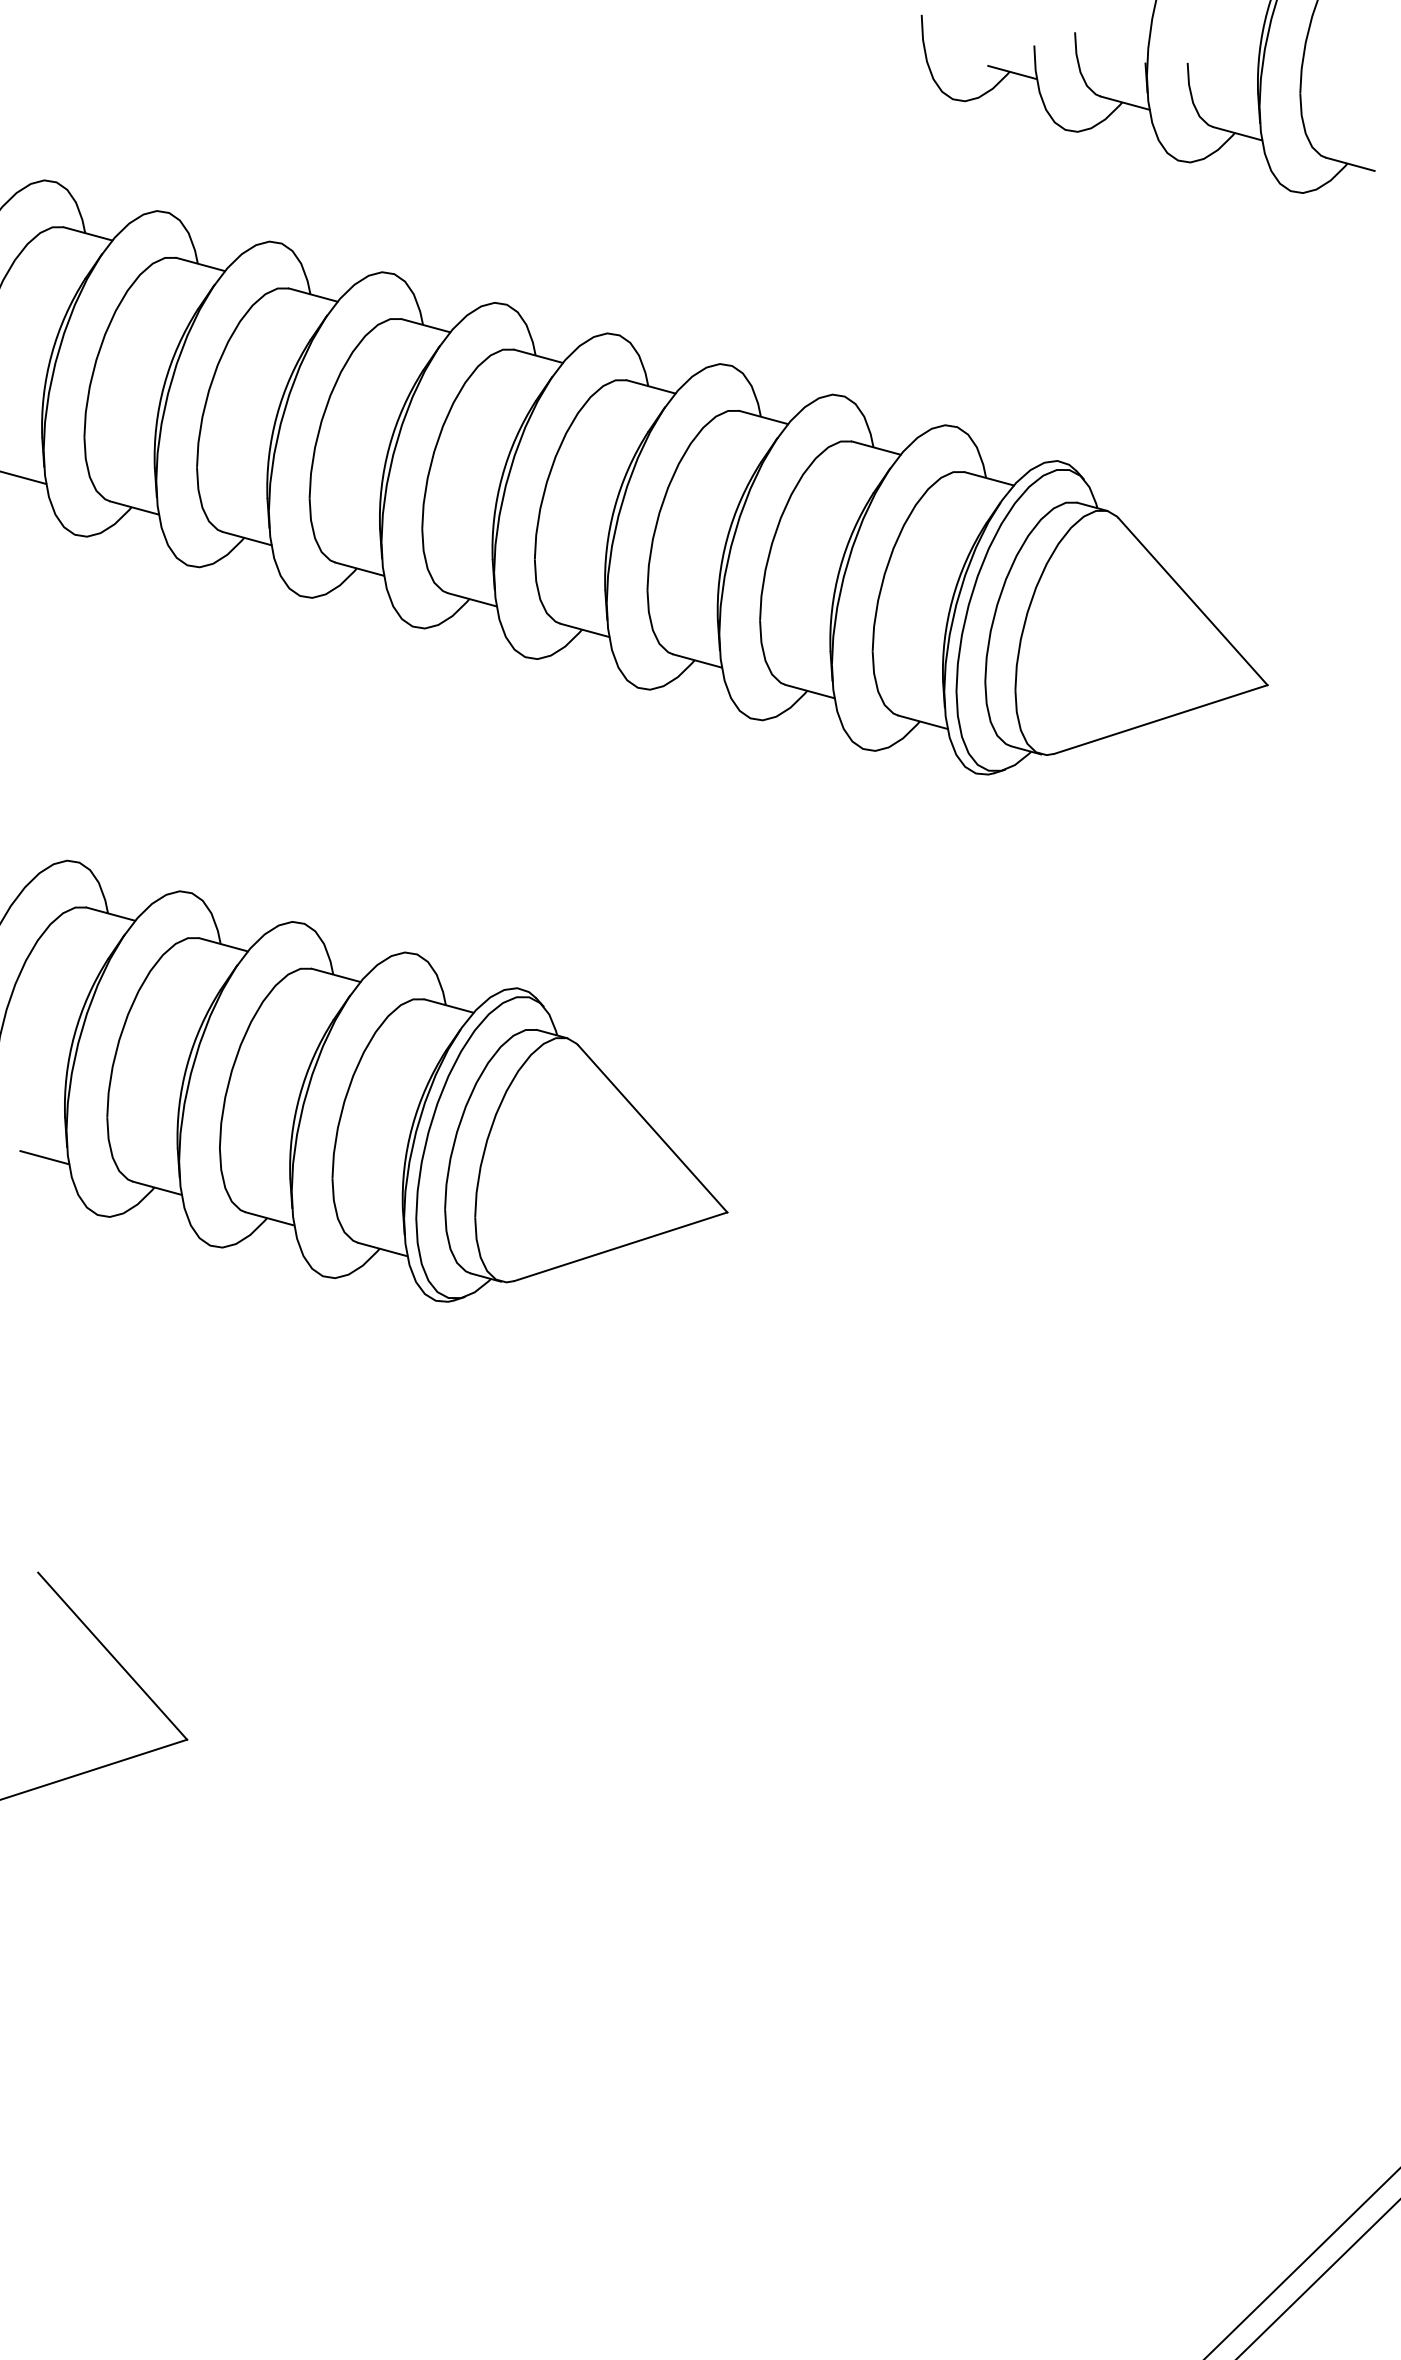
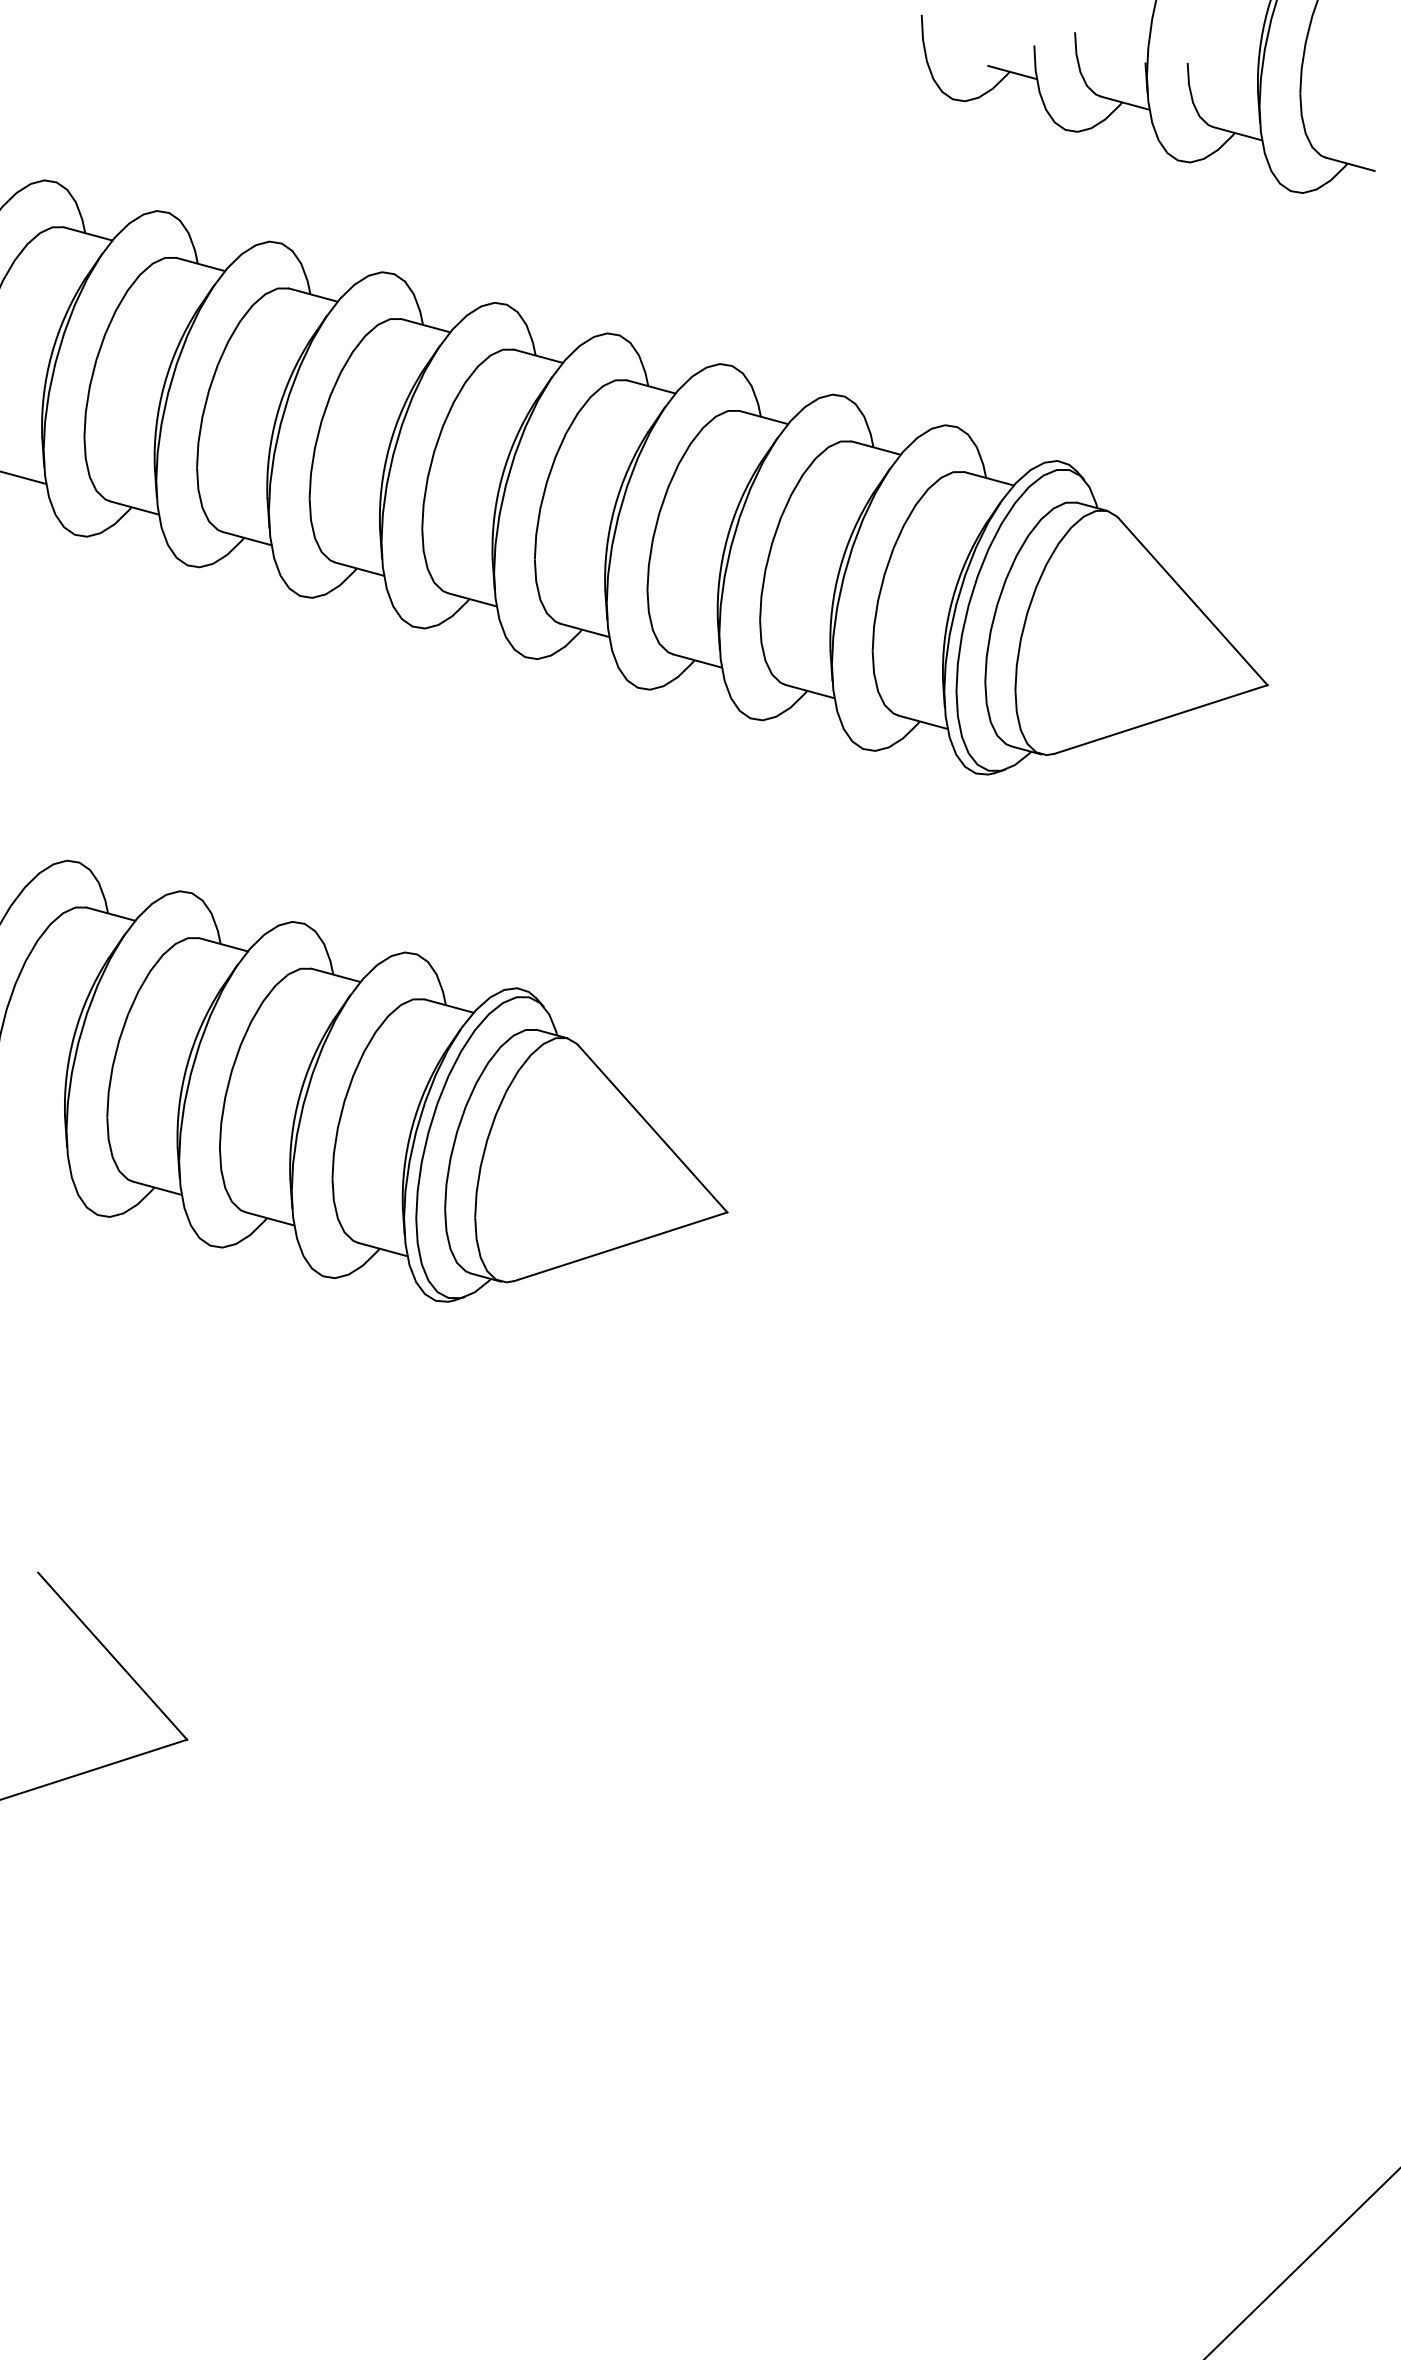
line: present -> none (44, 1157)
line: present -> none (1318, 2279)
